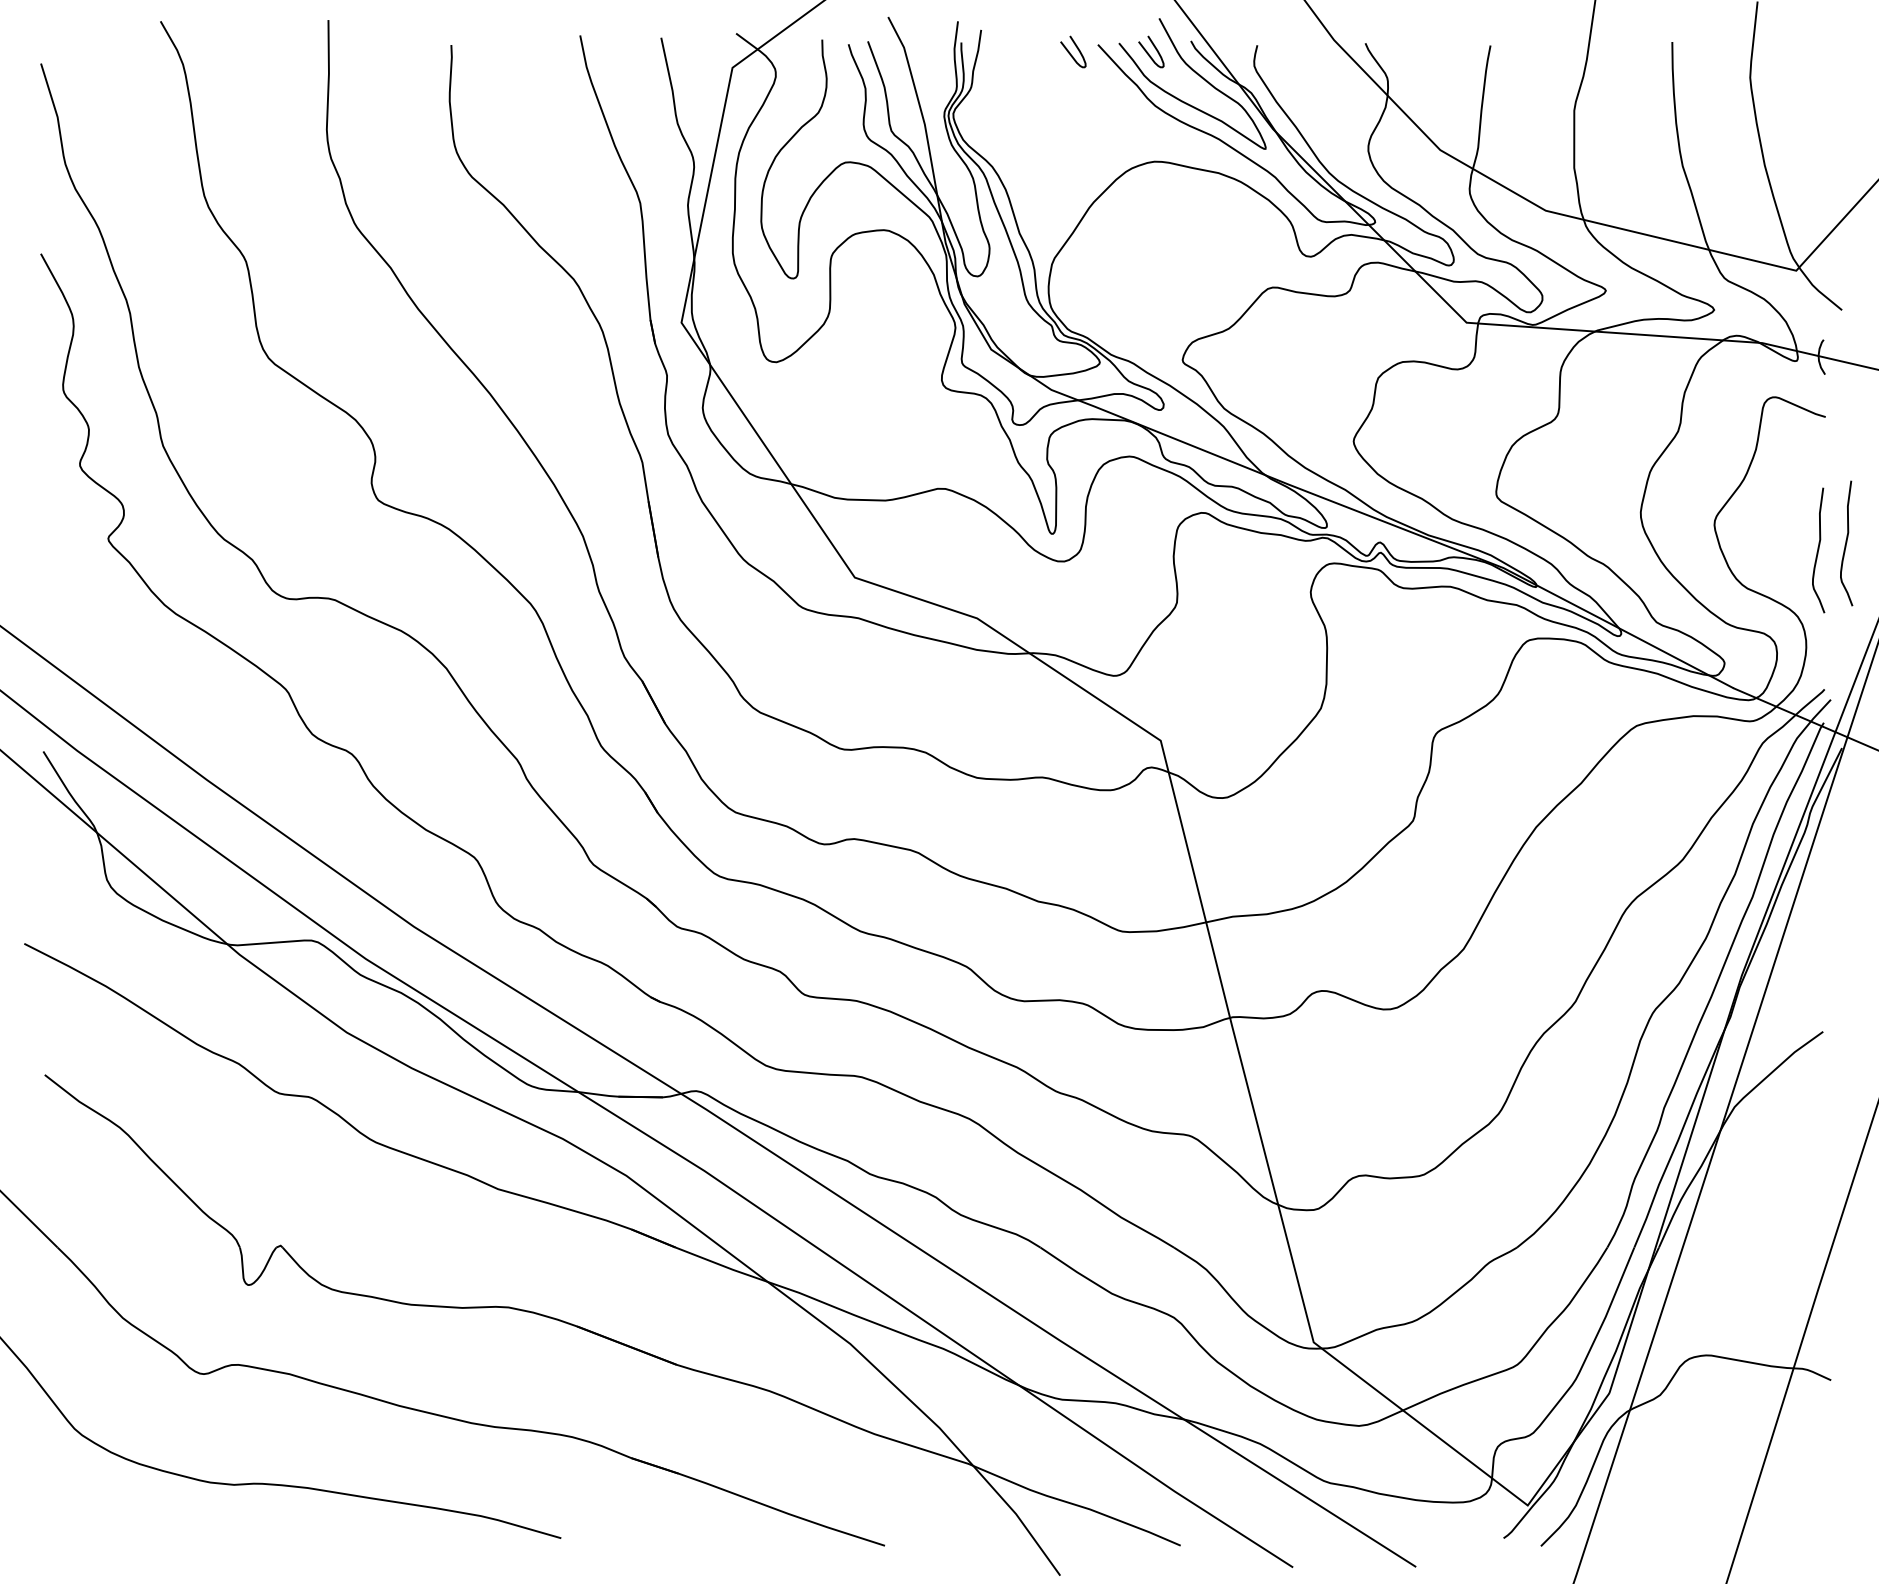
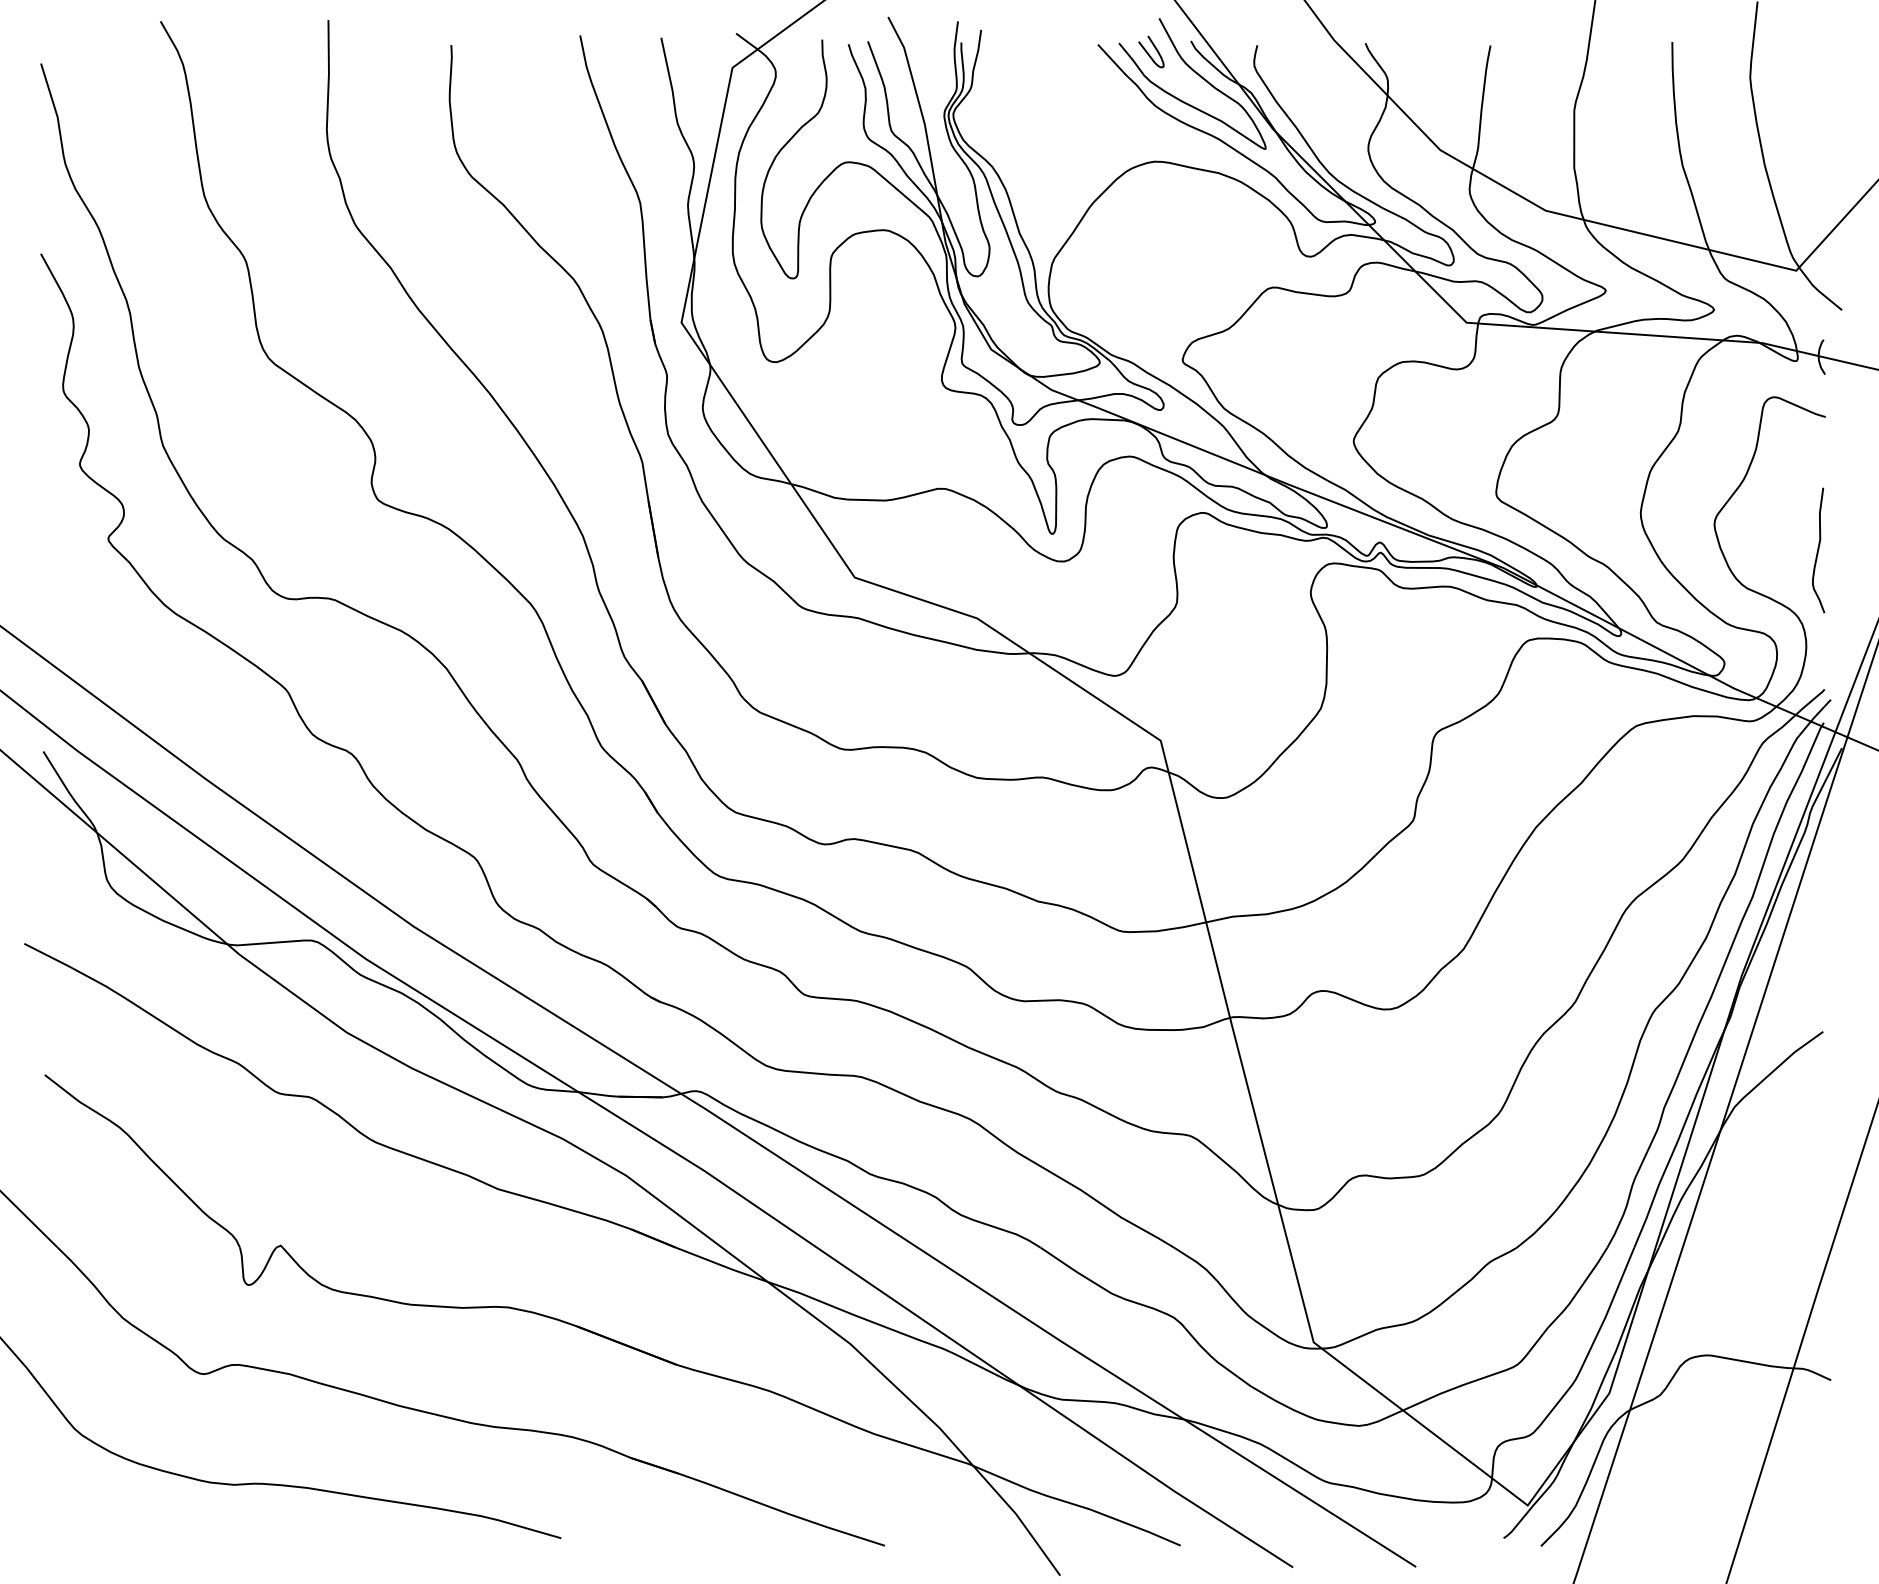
curve: present -> none (1070, 52)
curve: present -> none (1846, 543)
